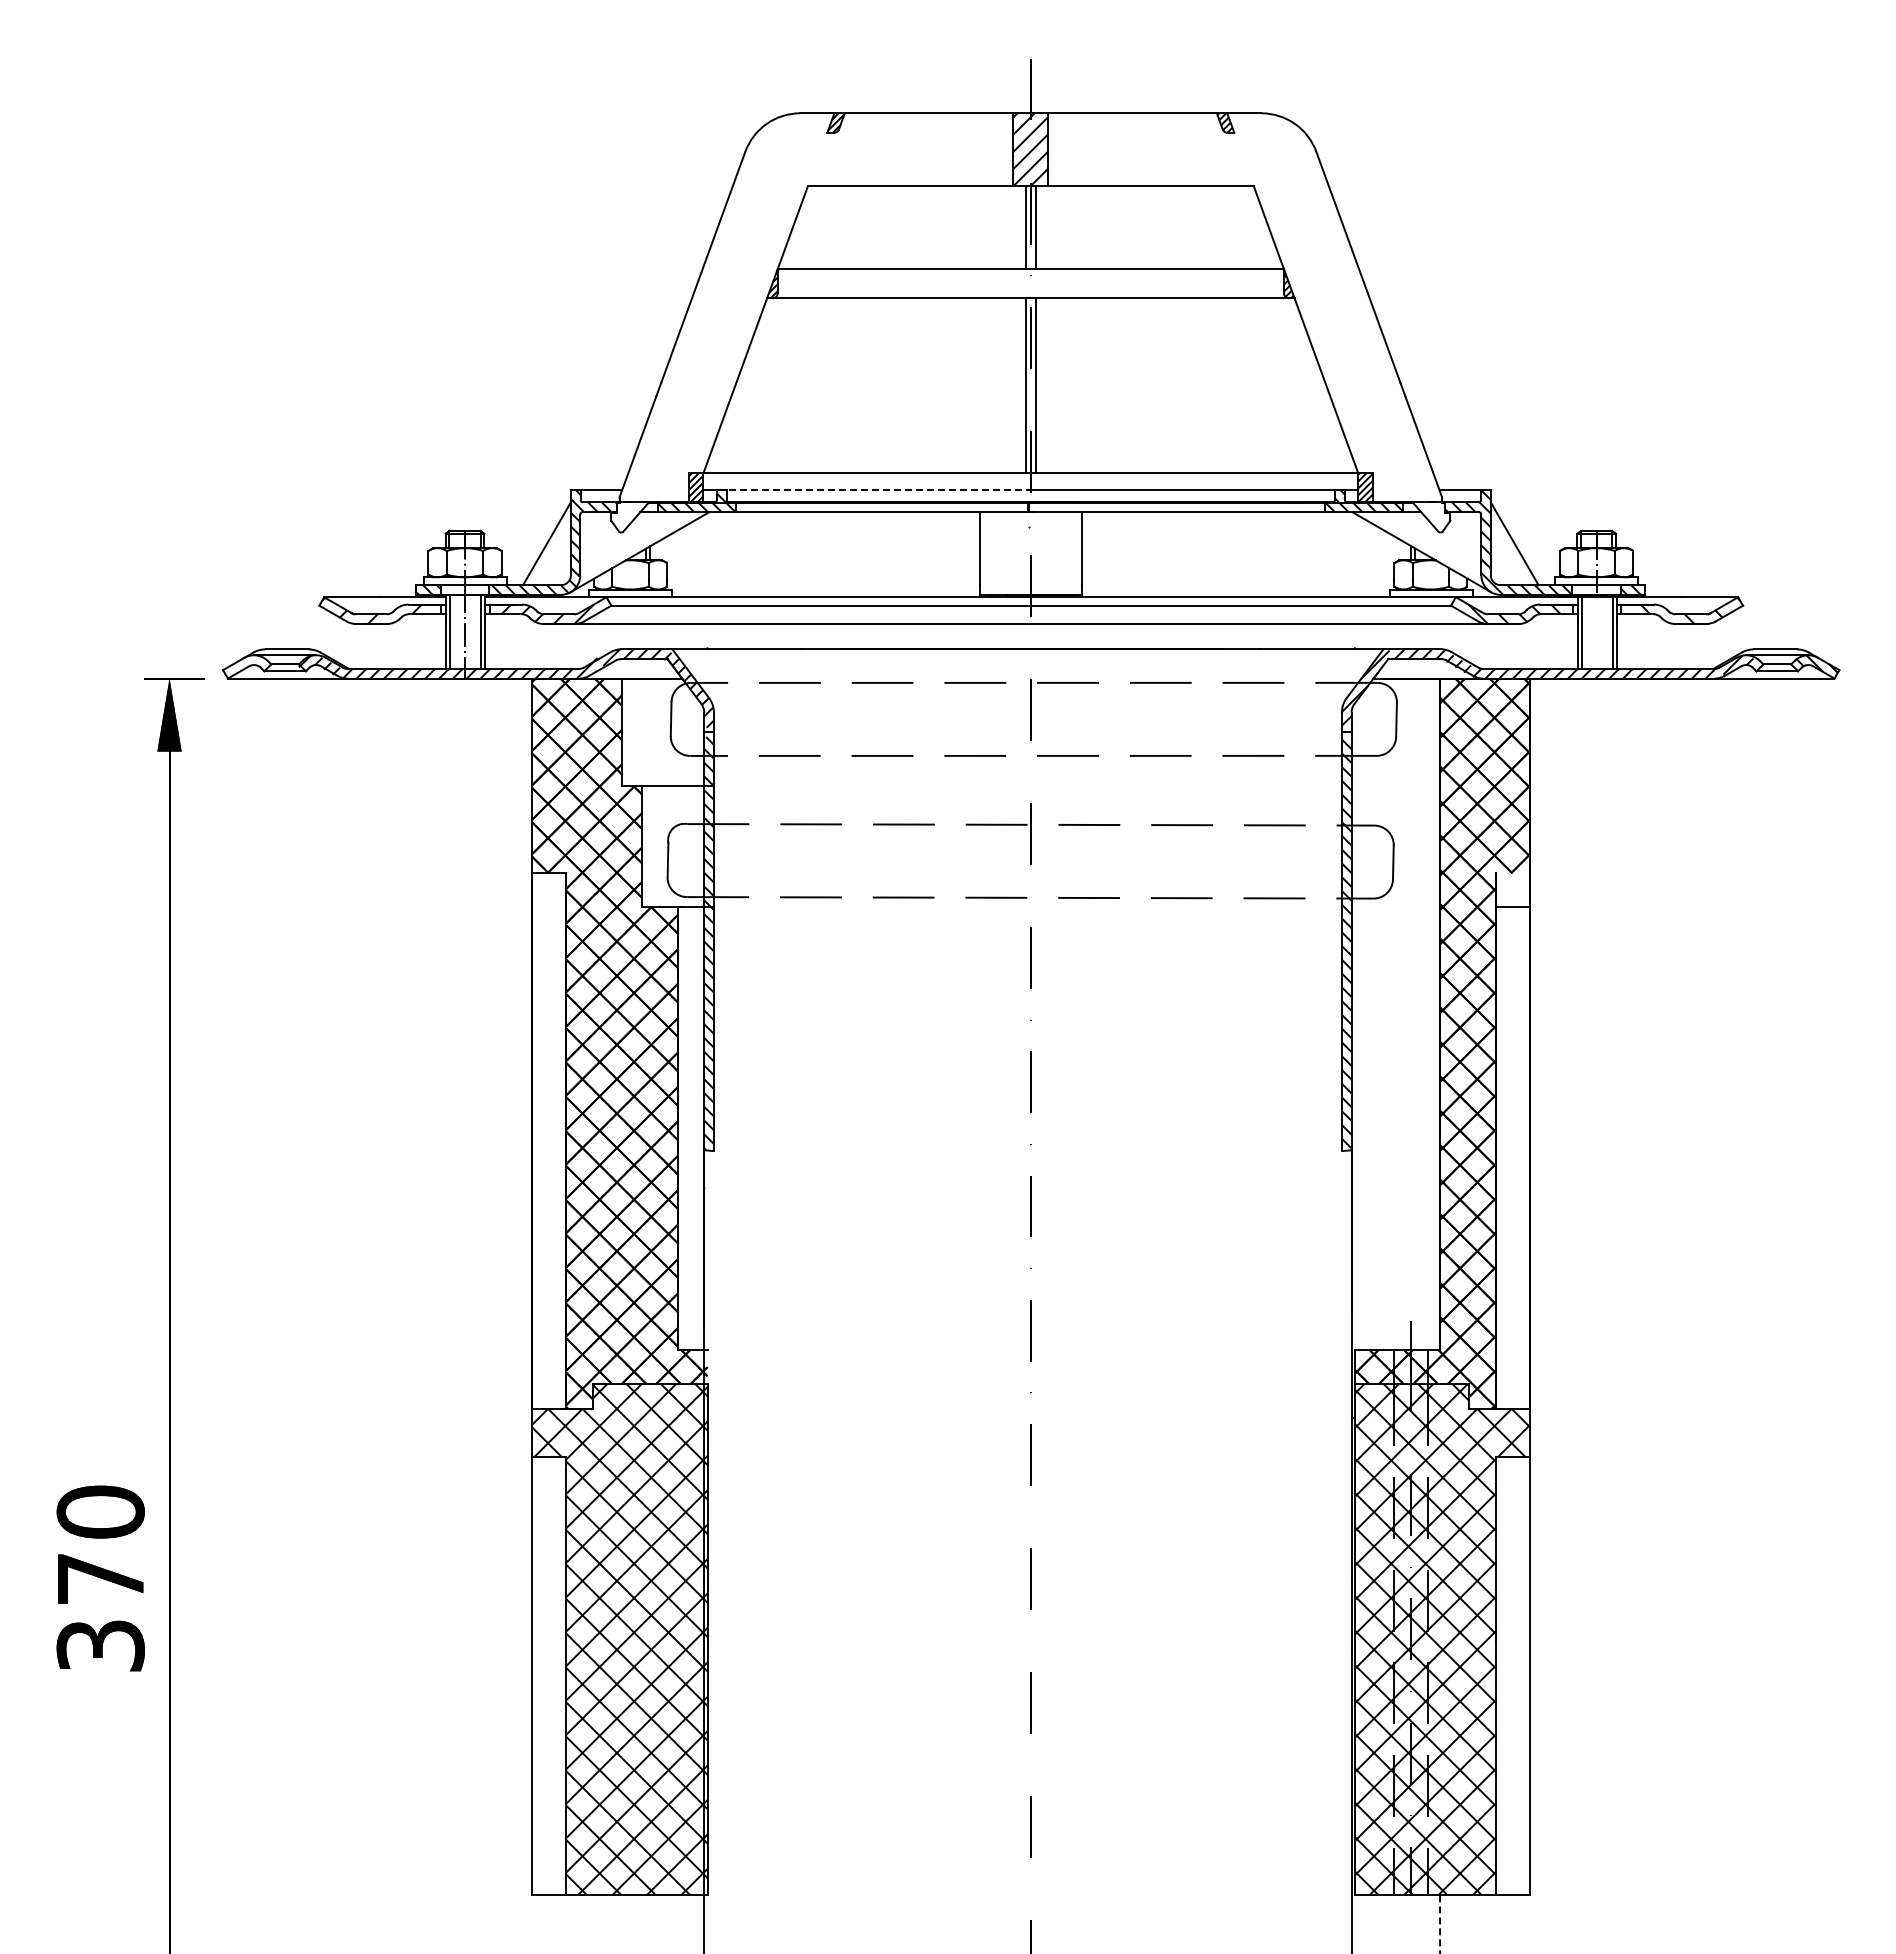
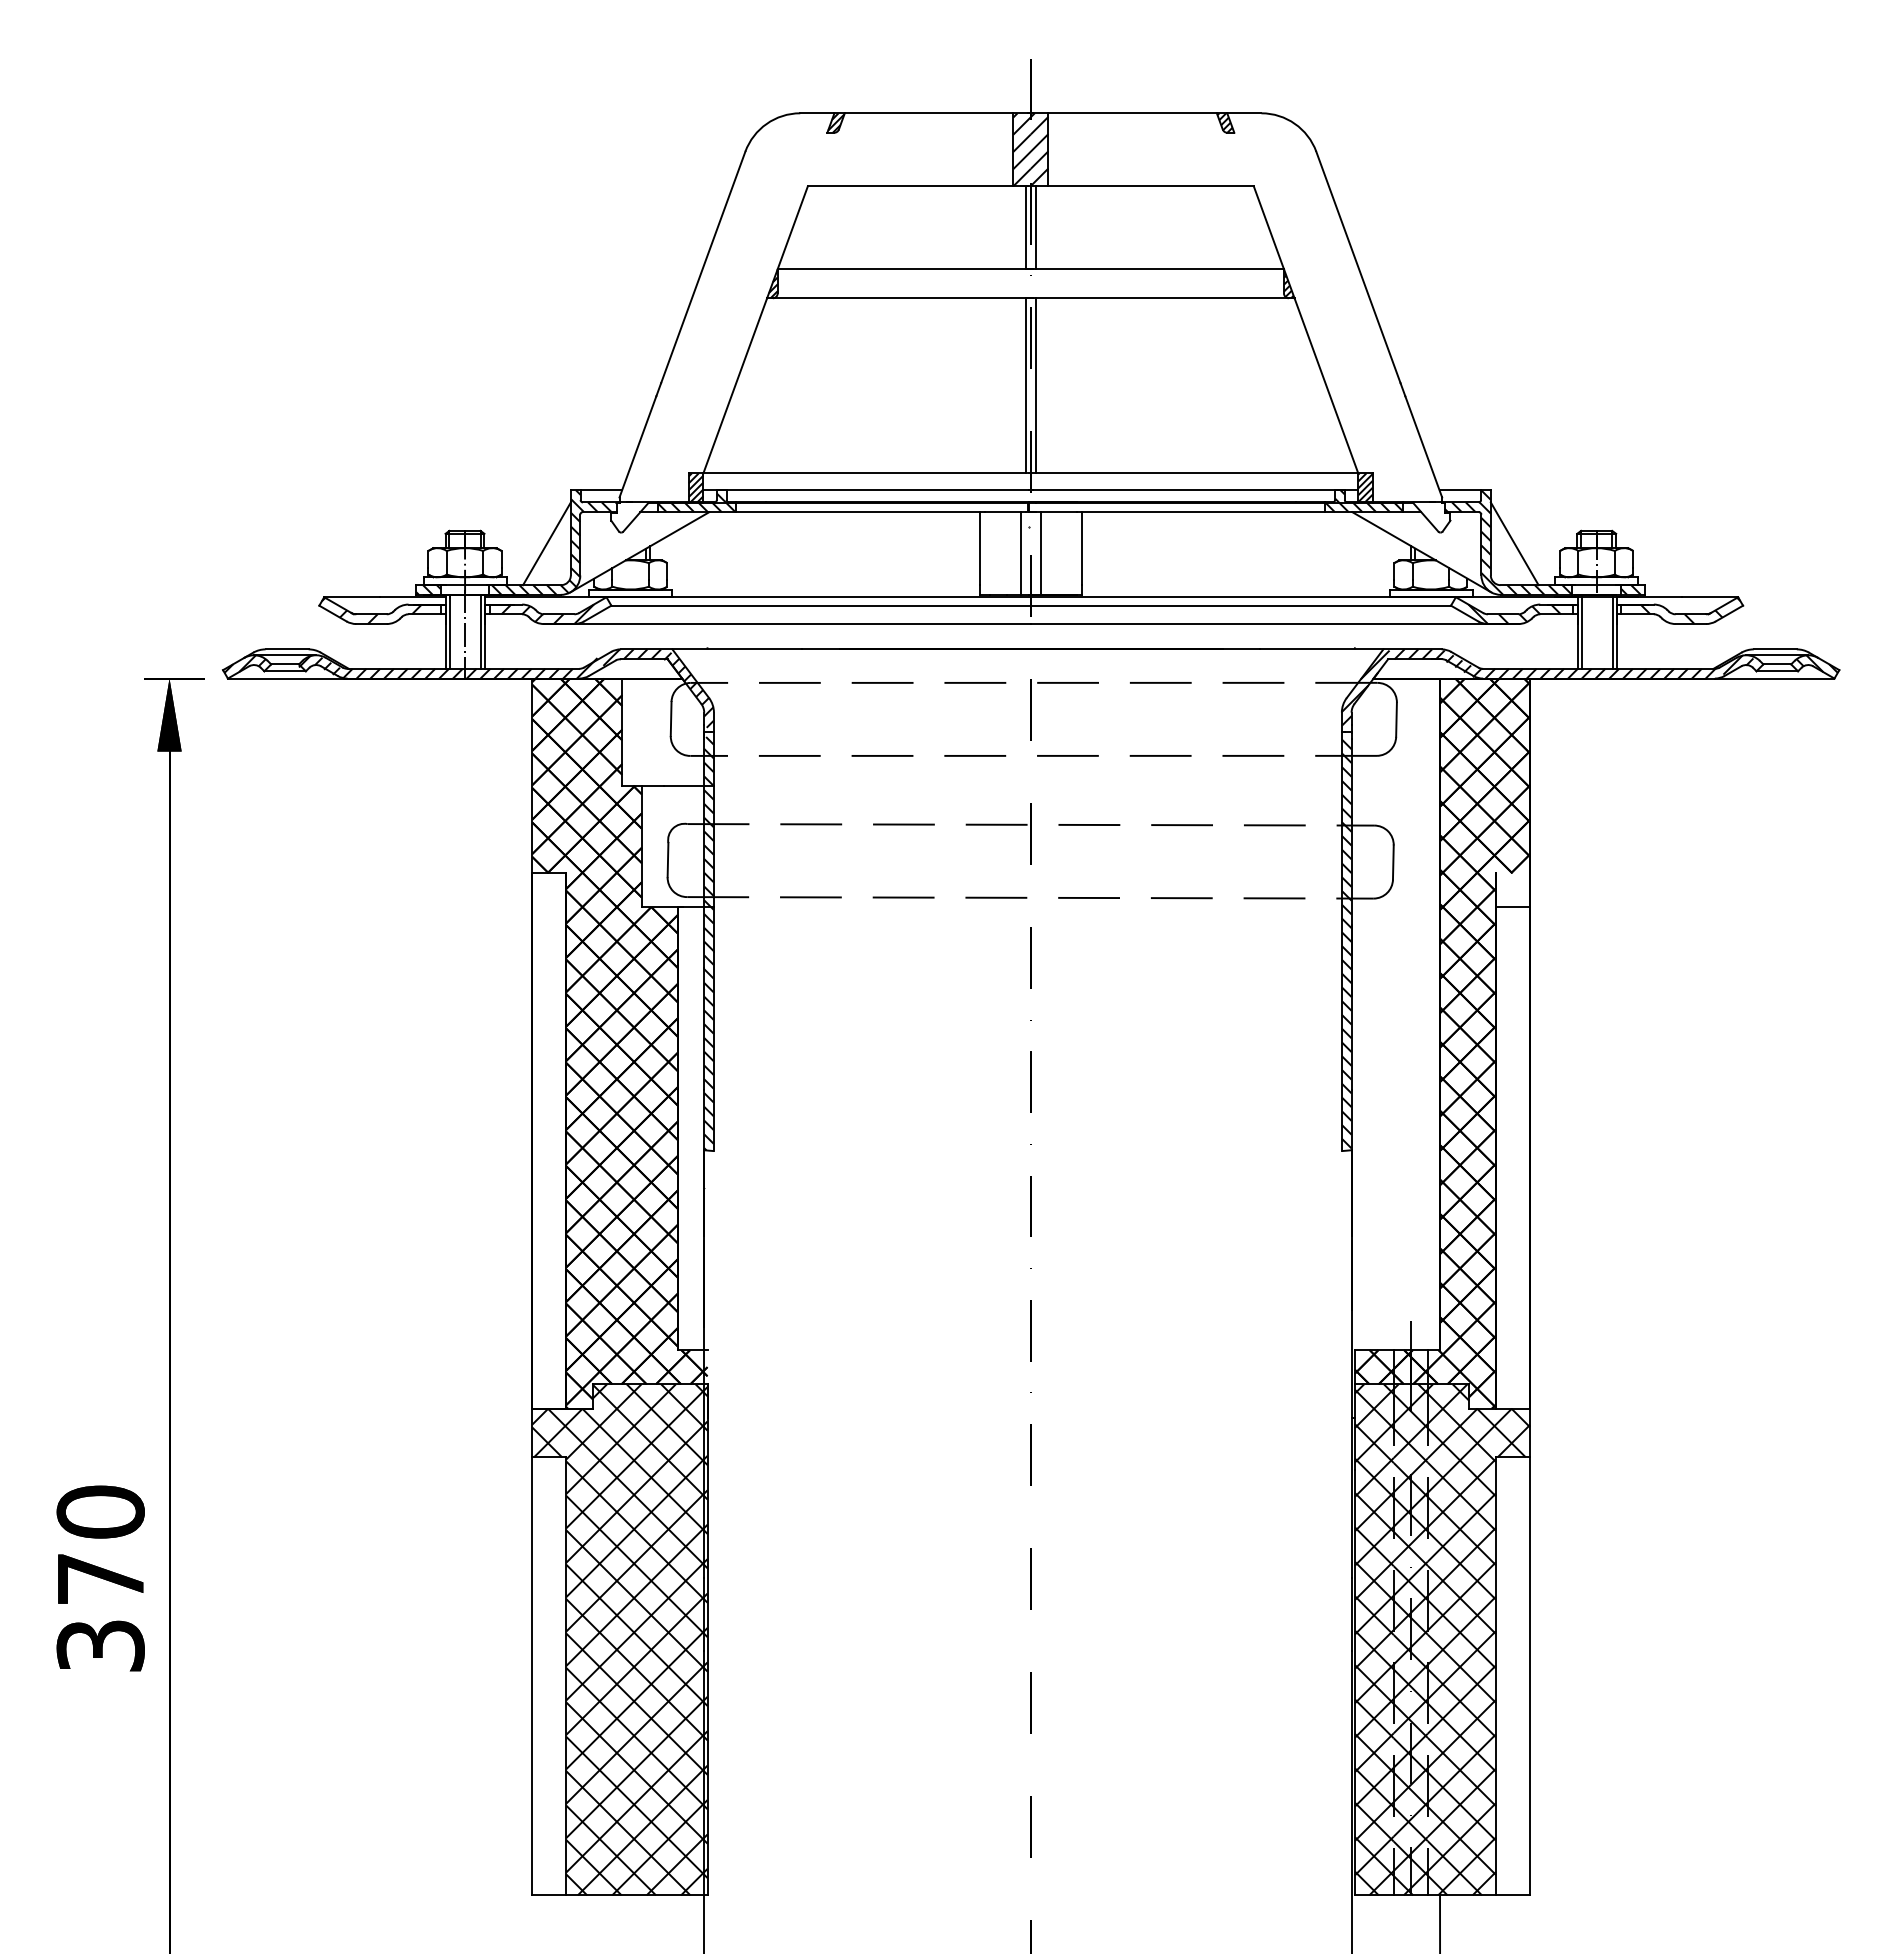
line: dashed -> solid (874, 490)
line: none -> present (1021, 553)
line: none -> present (1040, 553)
hatch: none -> present (244, 663)
line: dashed -> solid (1440, 1924)
